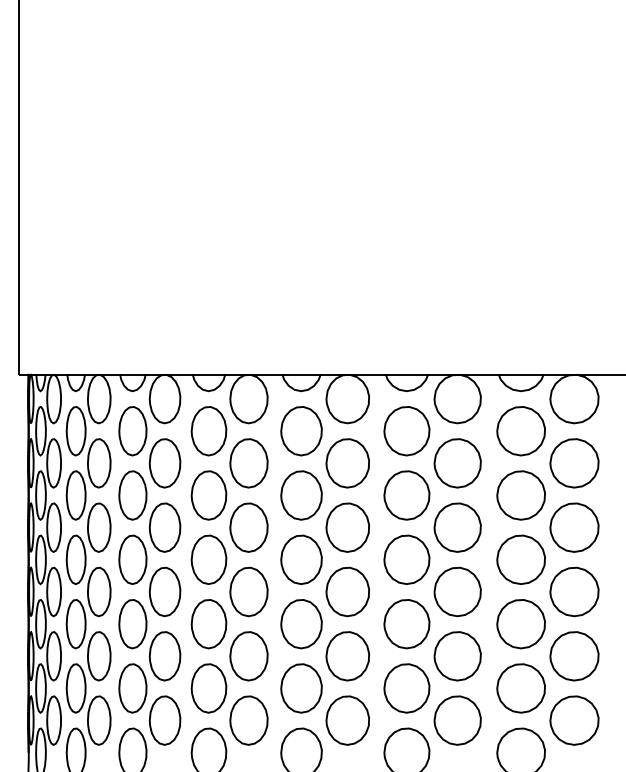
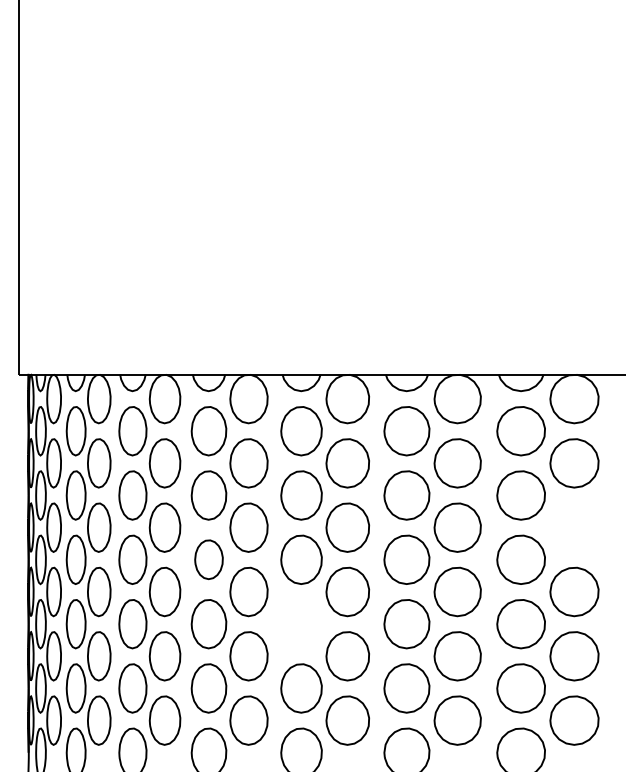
part: present -> none (574, 527)
part size: 38x51 px -> 30x42 px (208, 559)
part: present -> none (301, 624)
